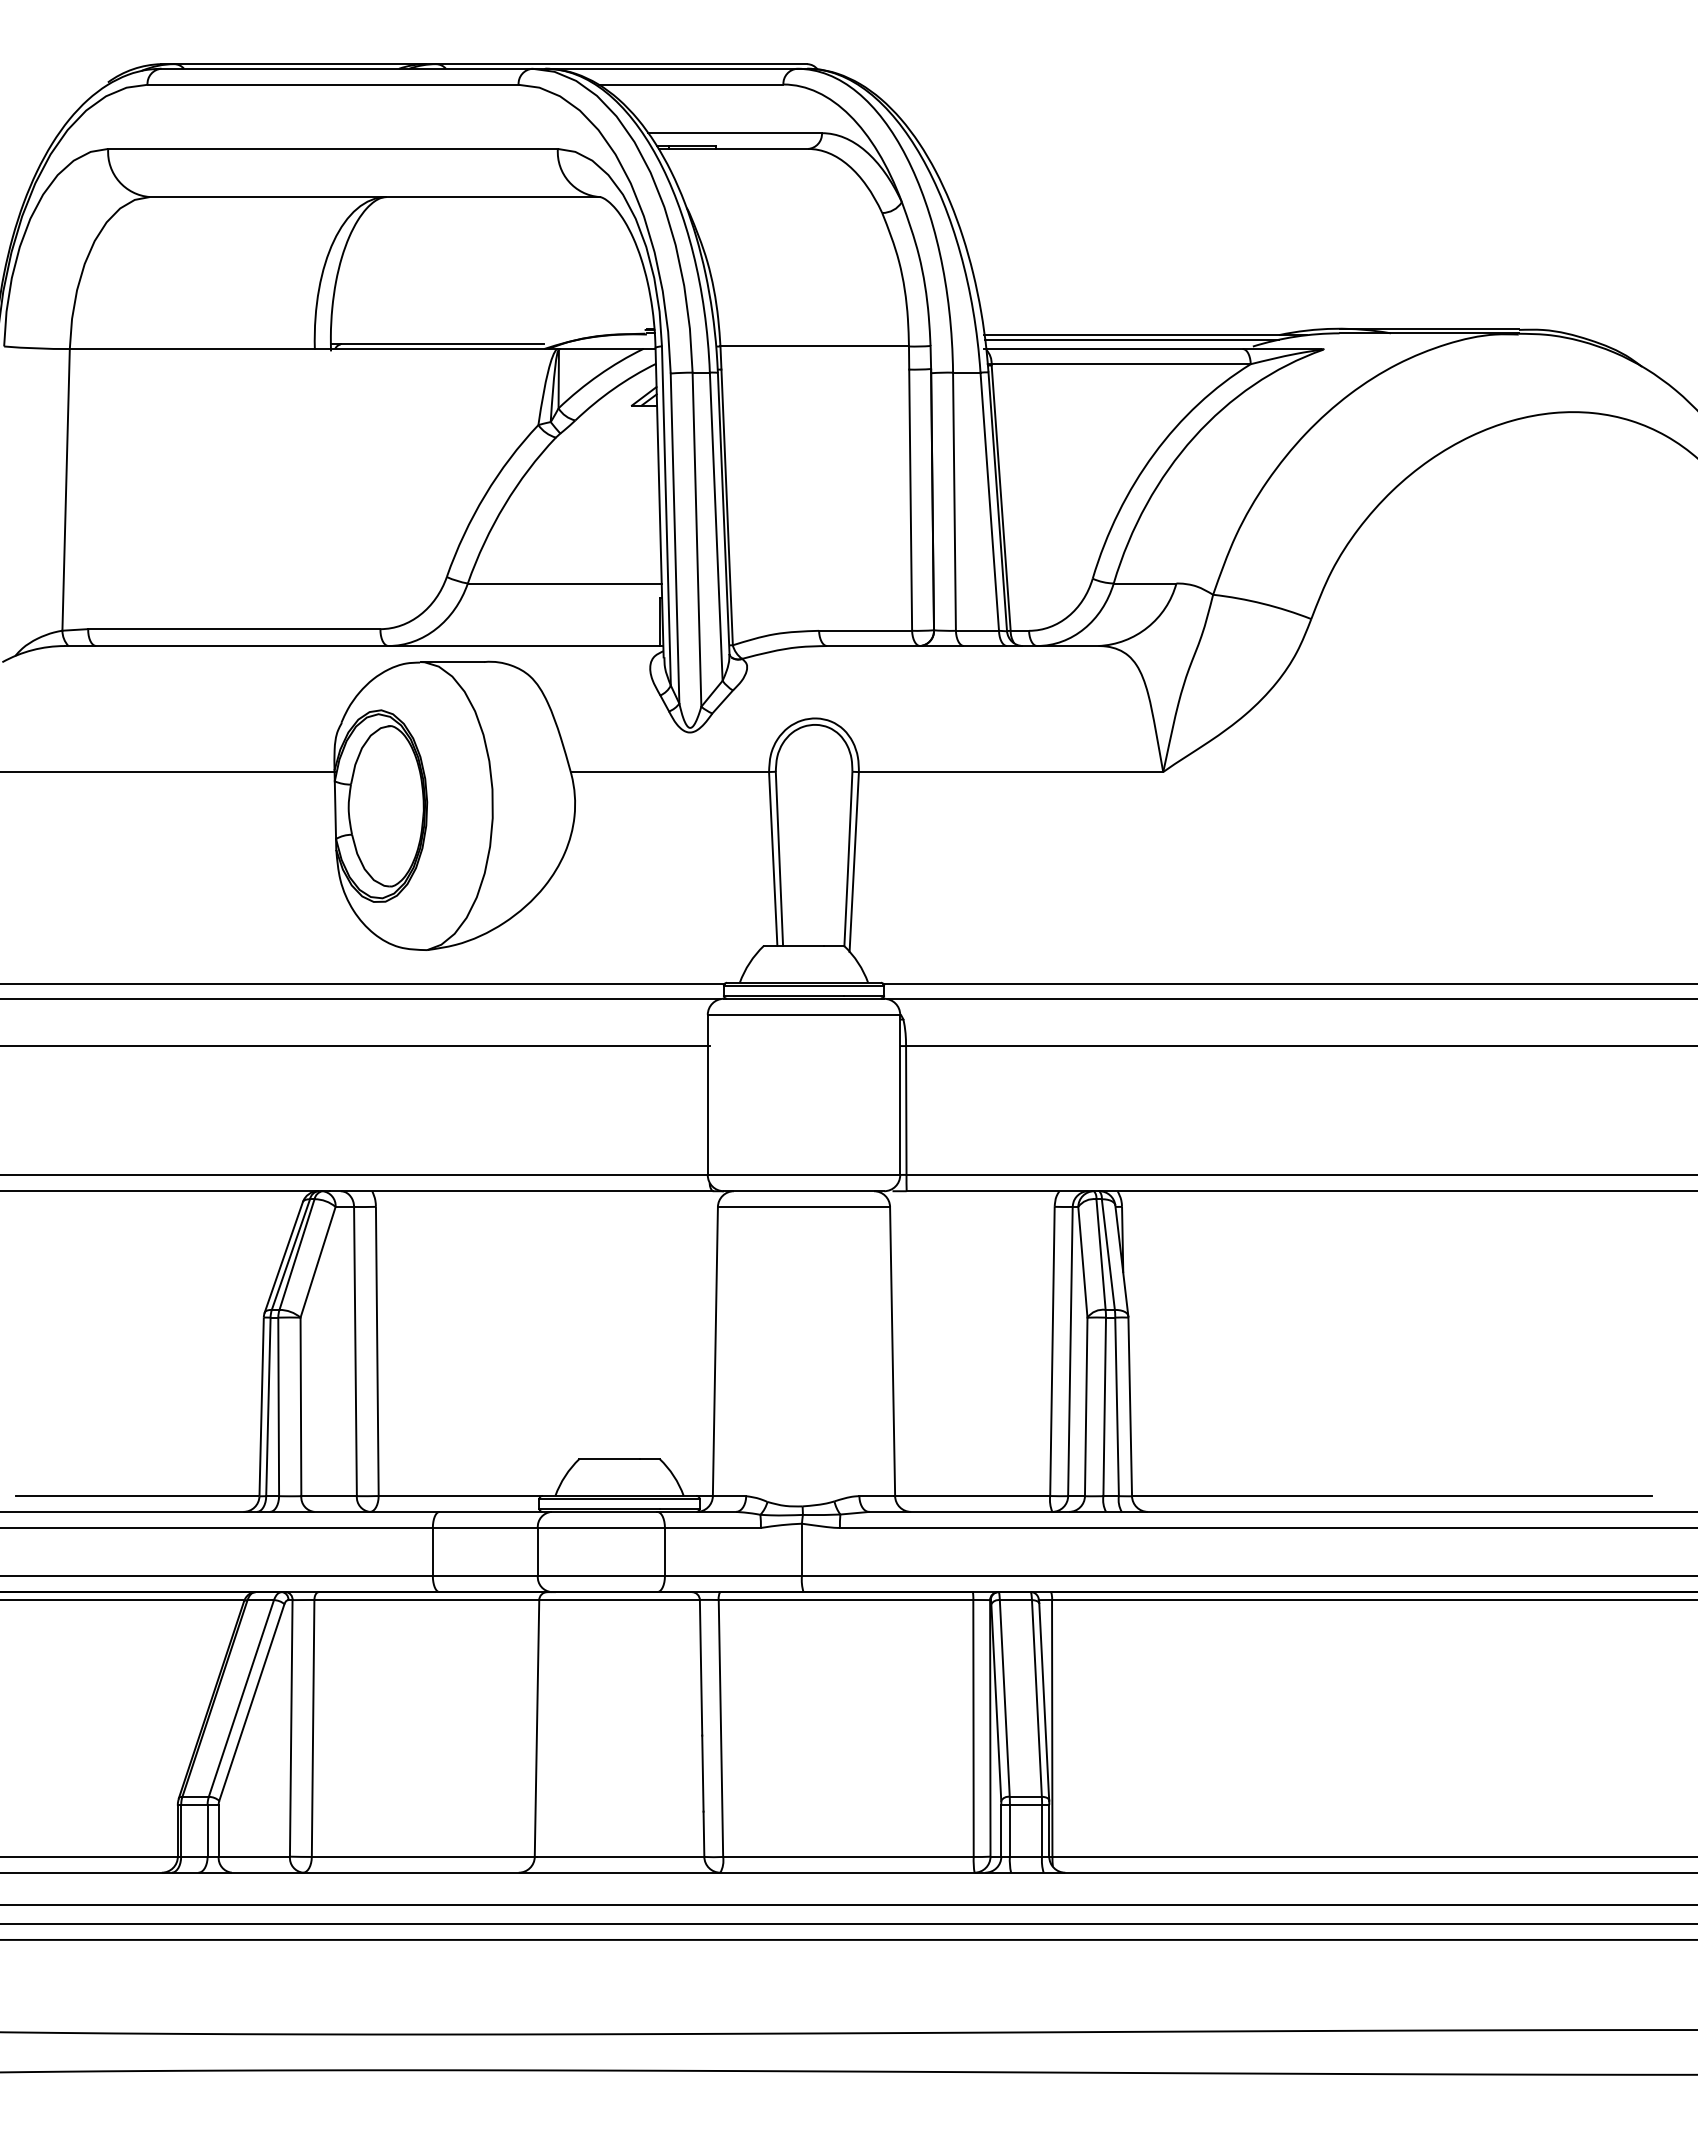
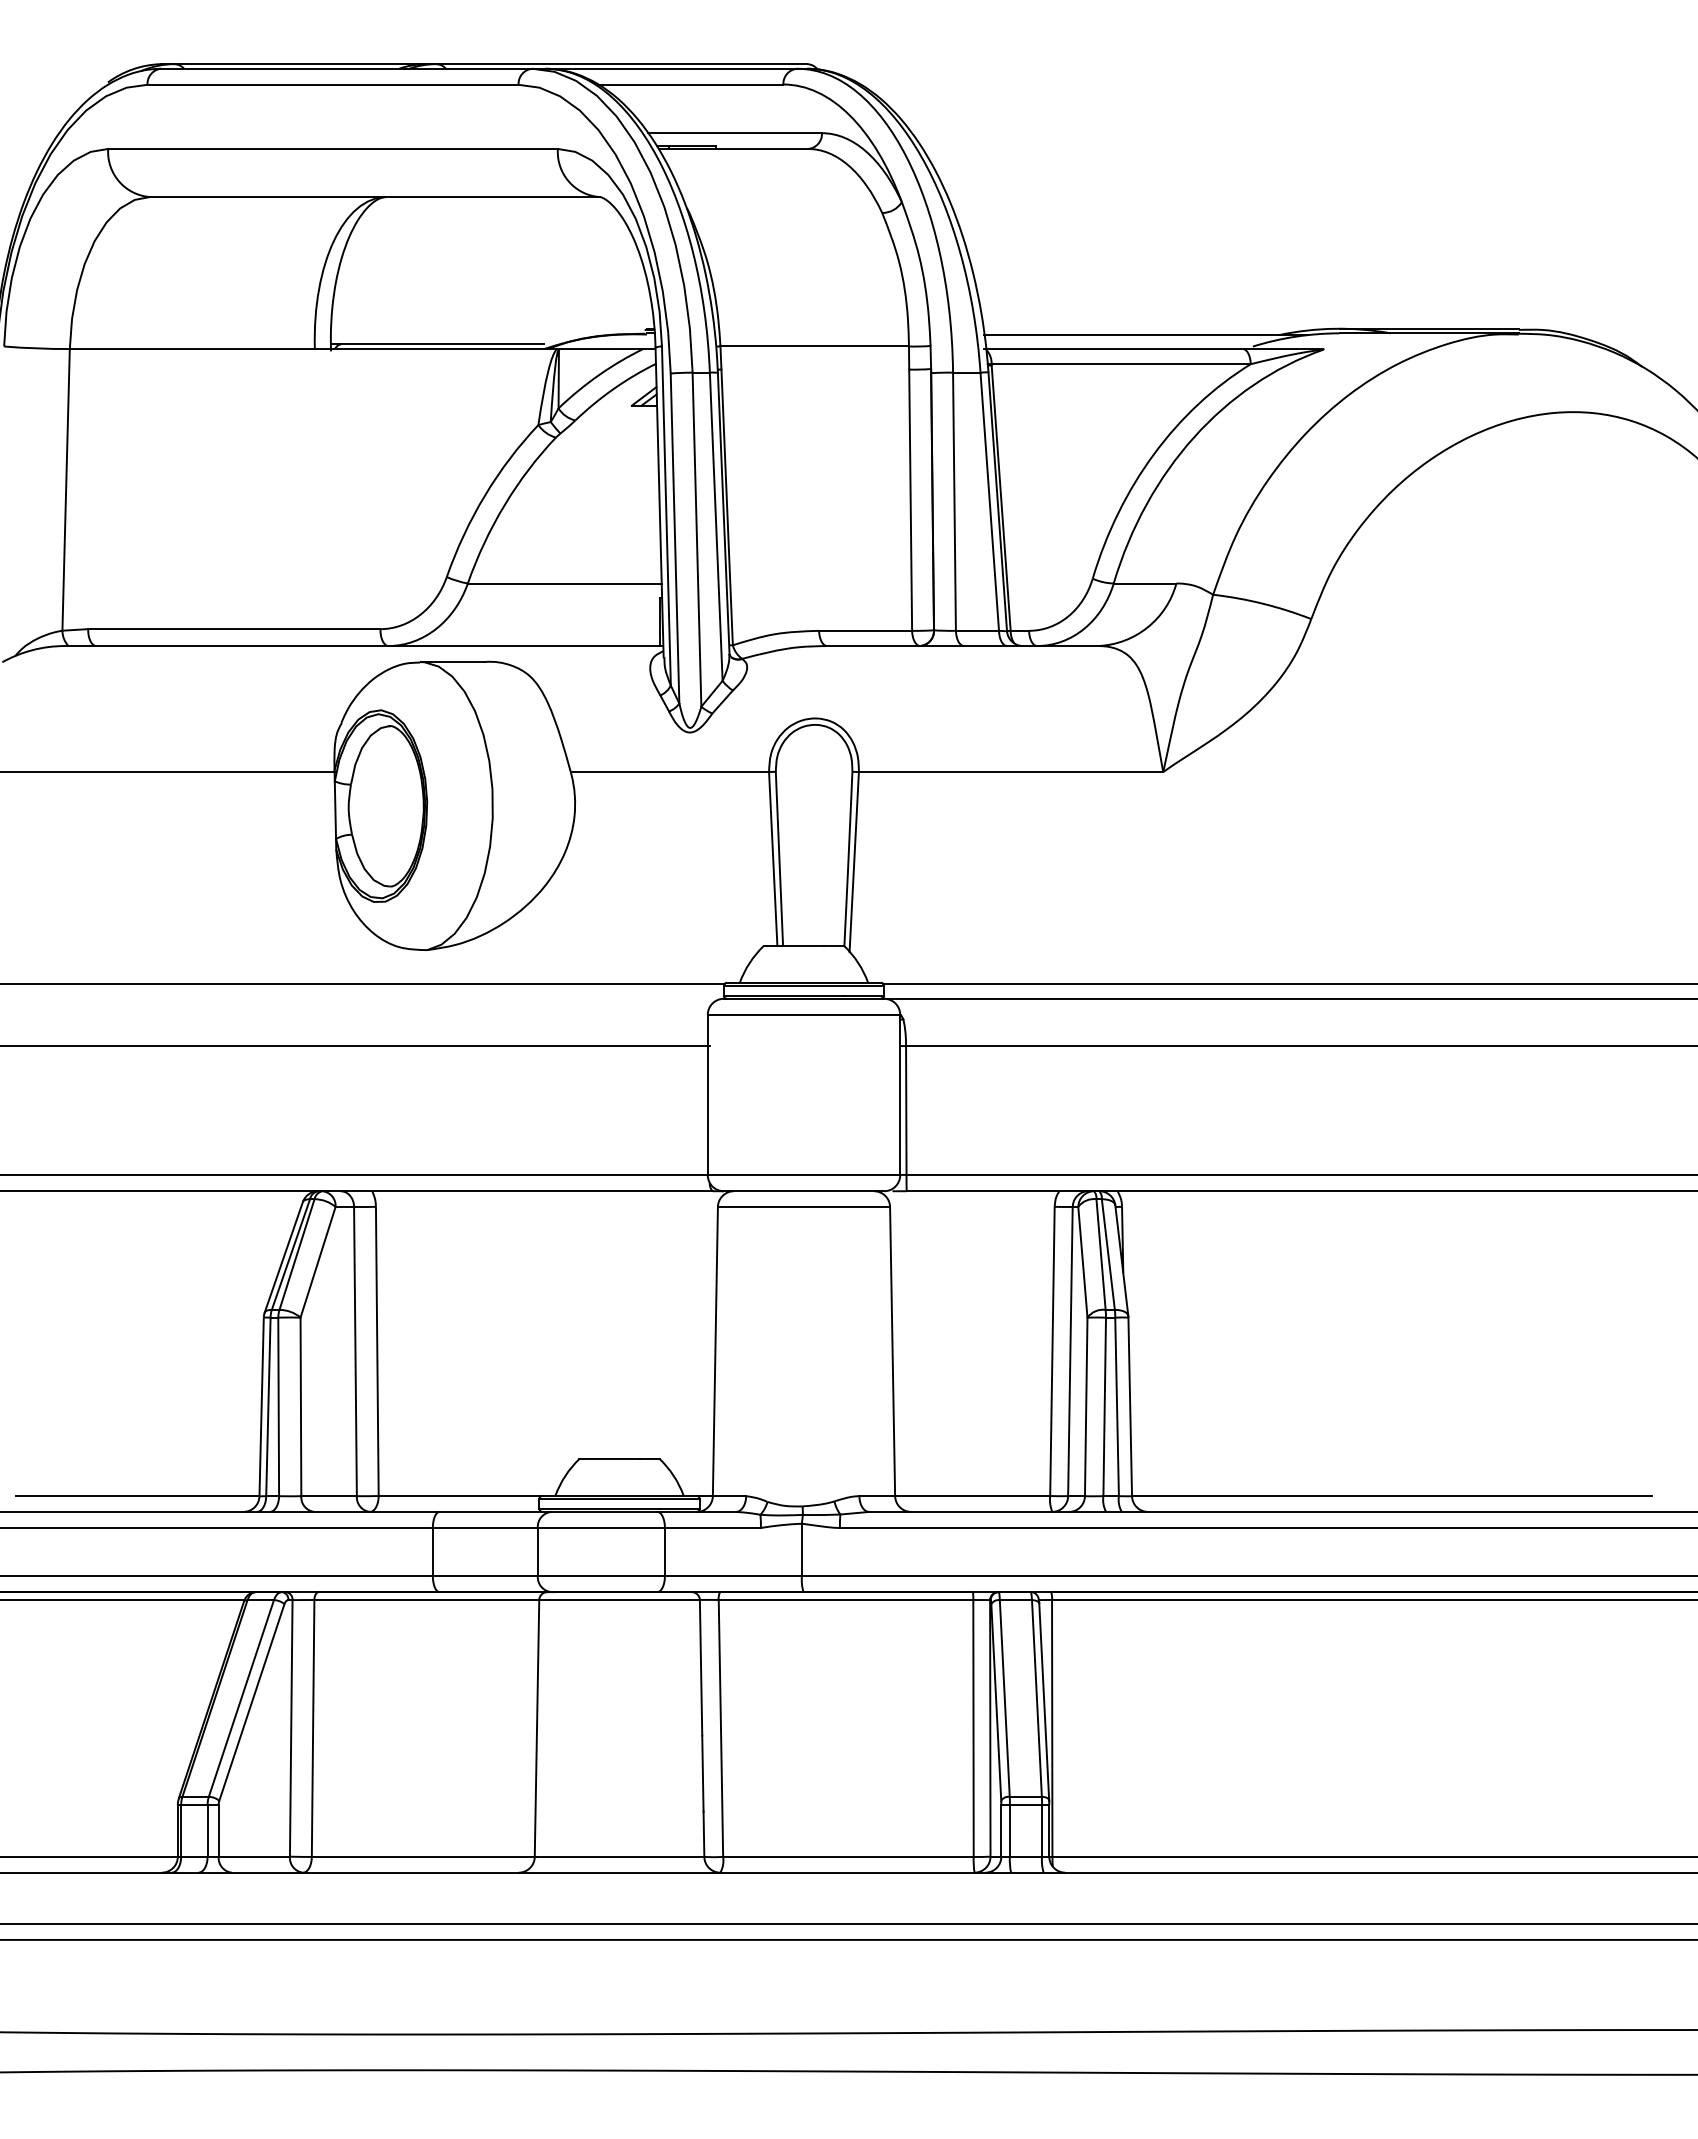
line: present -> none (1131, 339)
line: present -> none (361, 999)
line: present -> none (848, 1904)
